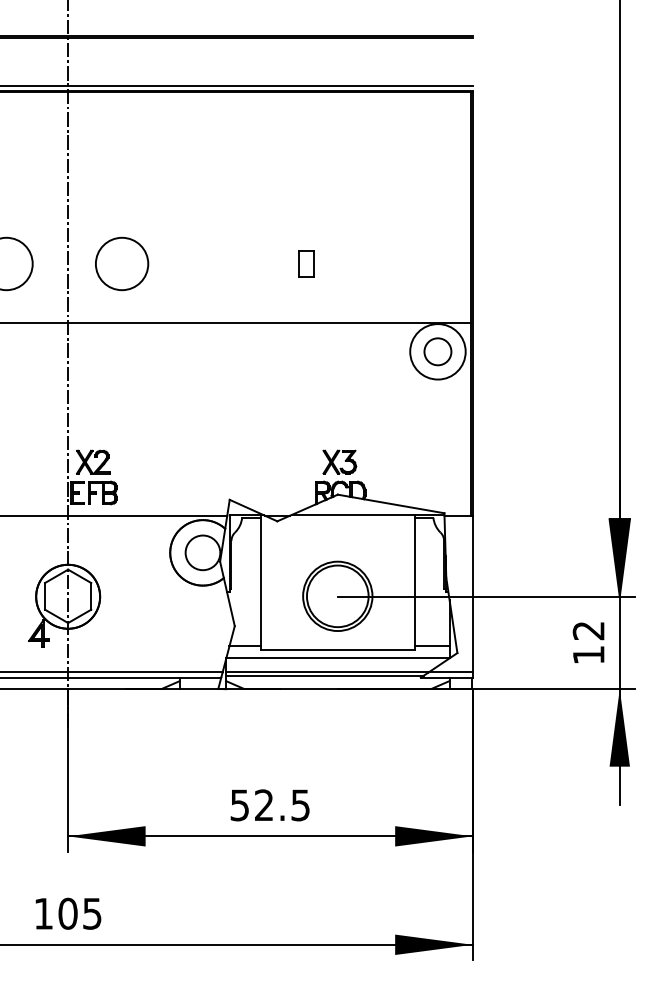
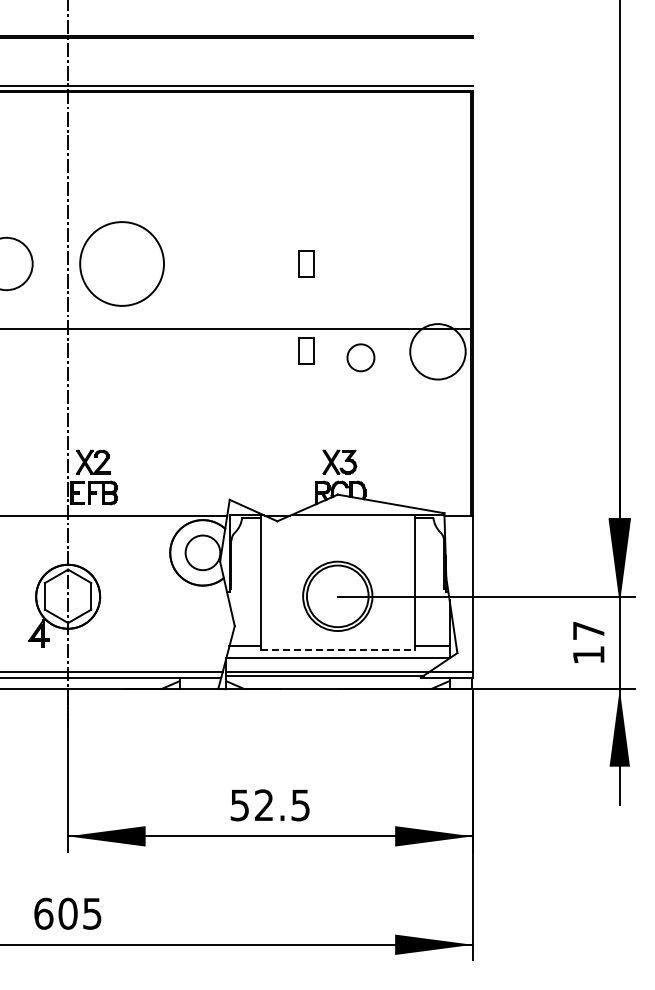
circle diameter: 52 px -> 84 px (121, 263)
line position: (236, 323) -> (236, 329) (236, 329)
part: none -> present (306, 350)
circle position: (437, 351) -> (360, 357) (360, 357)
text: 12 -> 17 (588, 631)
line: solid -> dashed (338, 650)
text: 105 -> 605 (43, 913)
